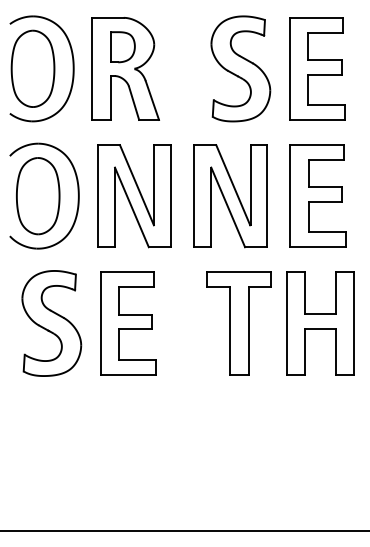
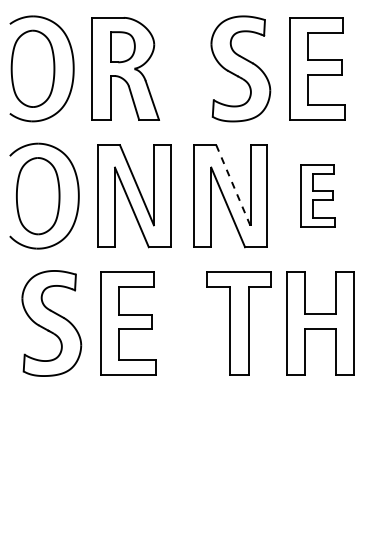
line: solid -> dashed (233, 185)
part size: 58x104 px -> 36x64 px (317, 195)
line: present -> none (184, 530)
